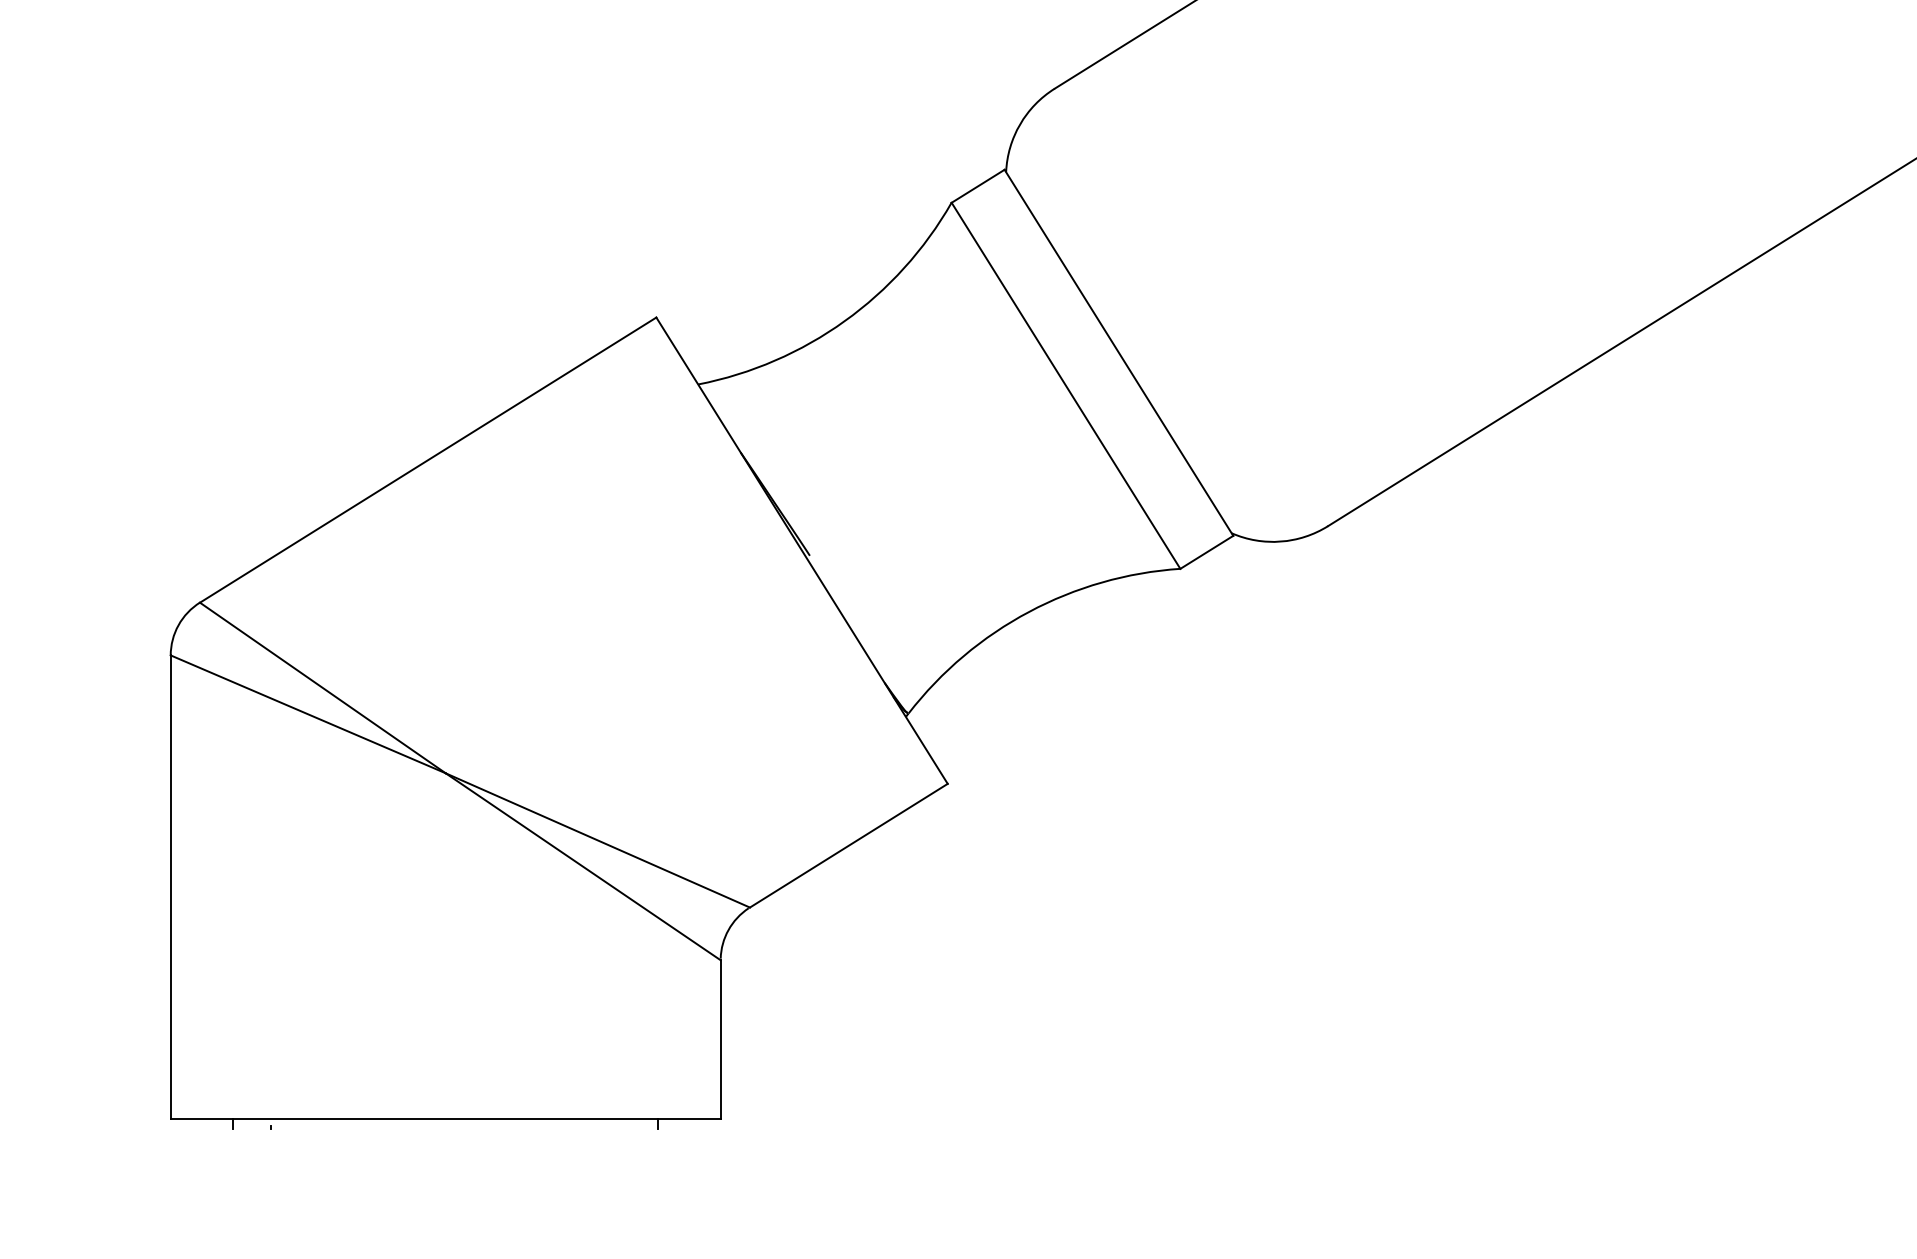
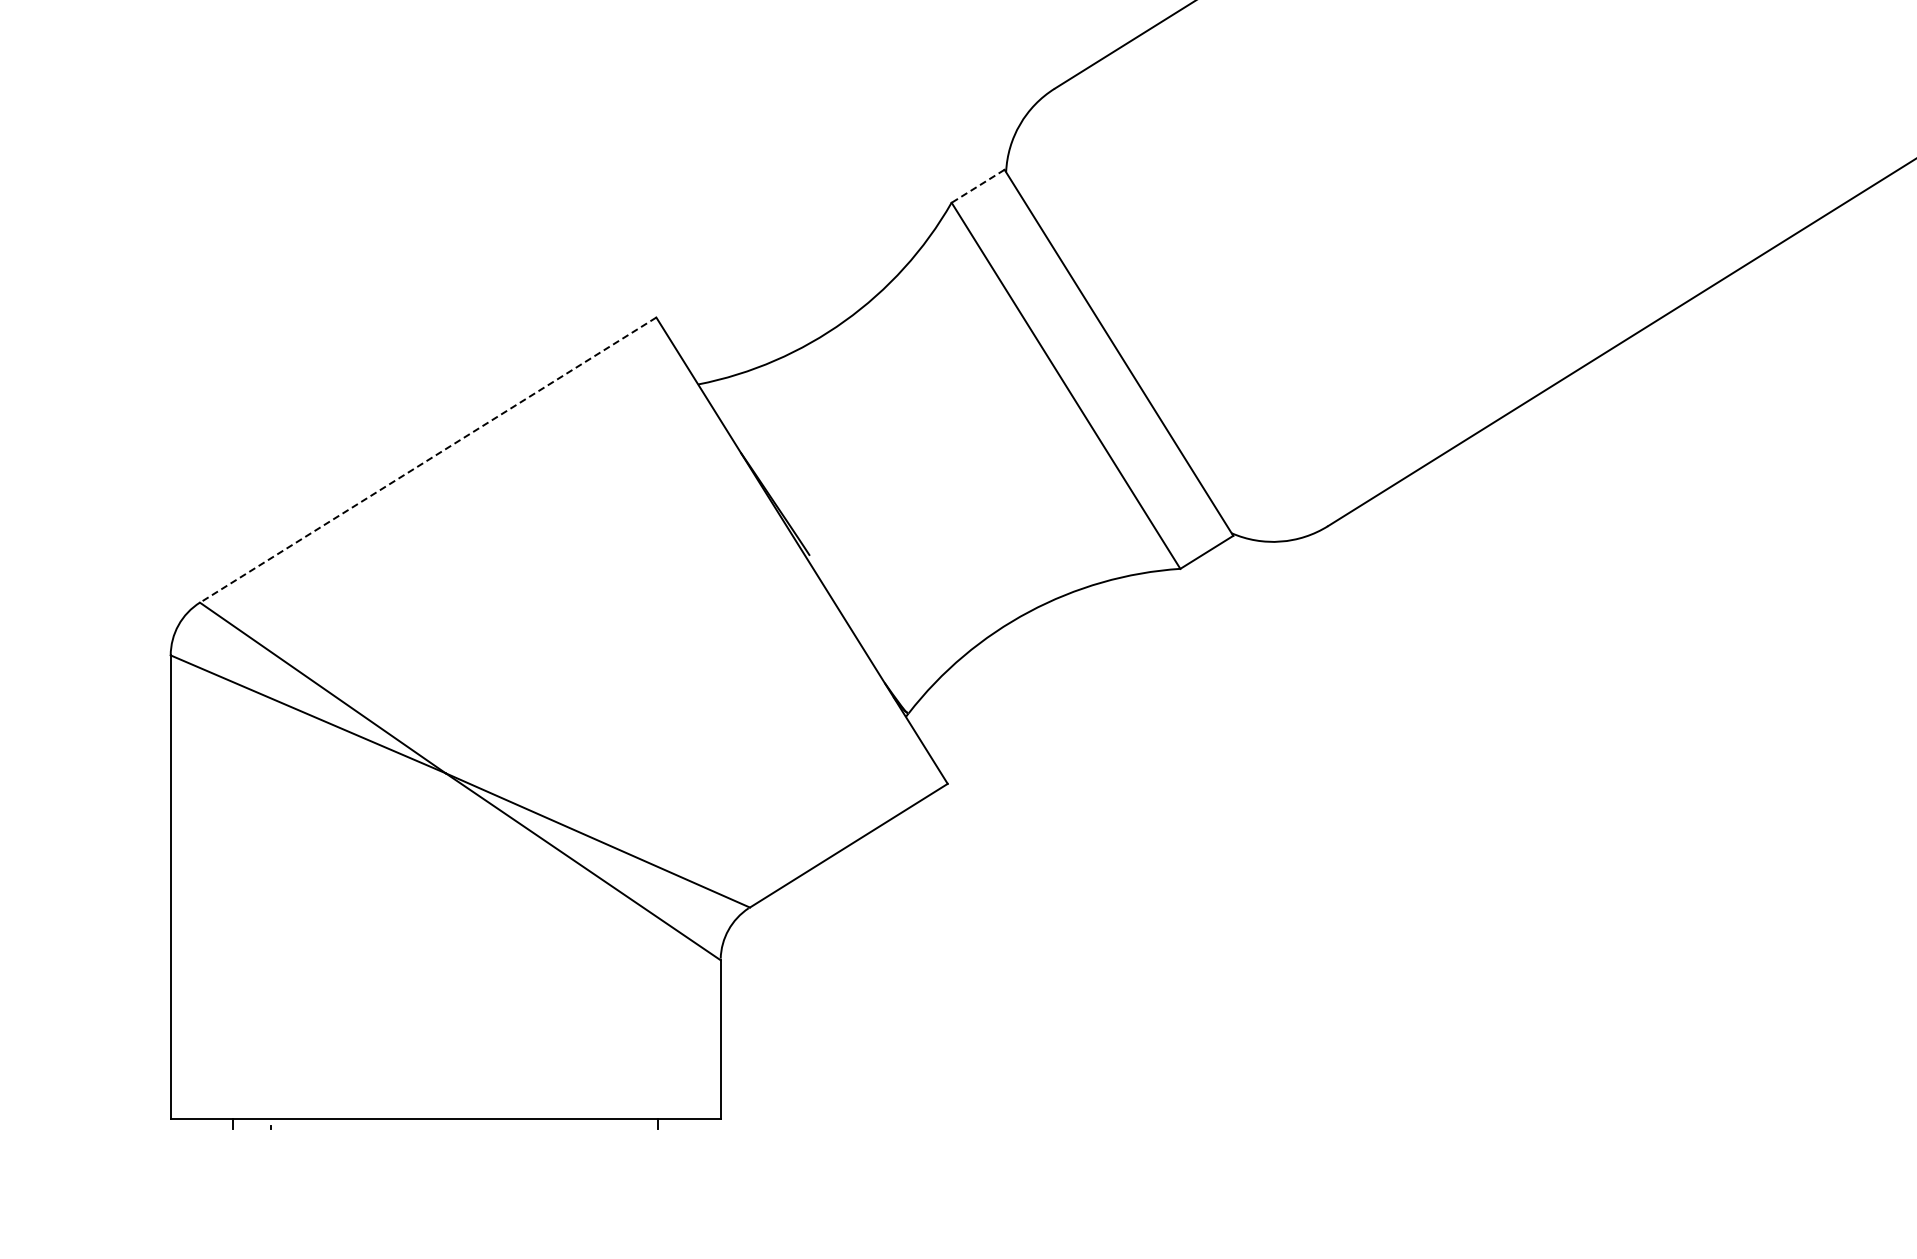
line: solid -> dashed (977, 186)
line: solid -> dashed (427, 460)
